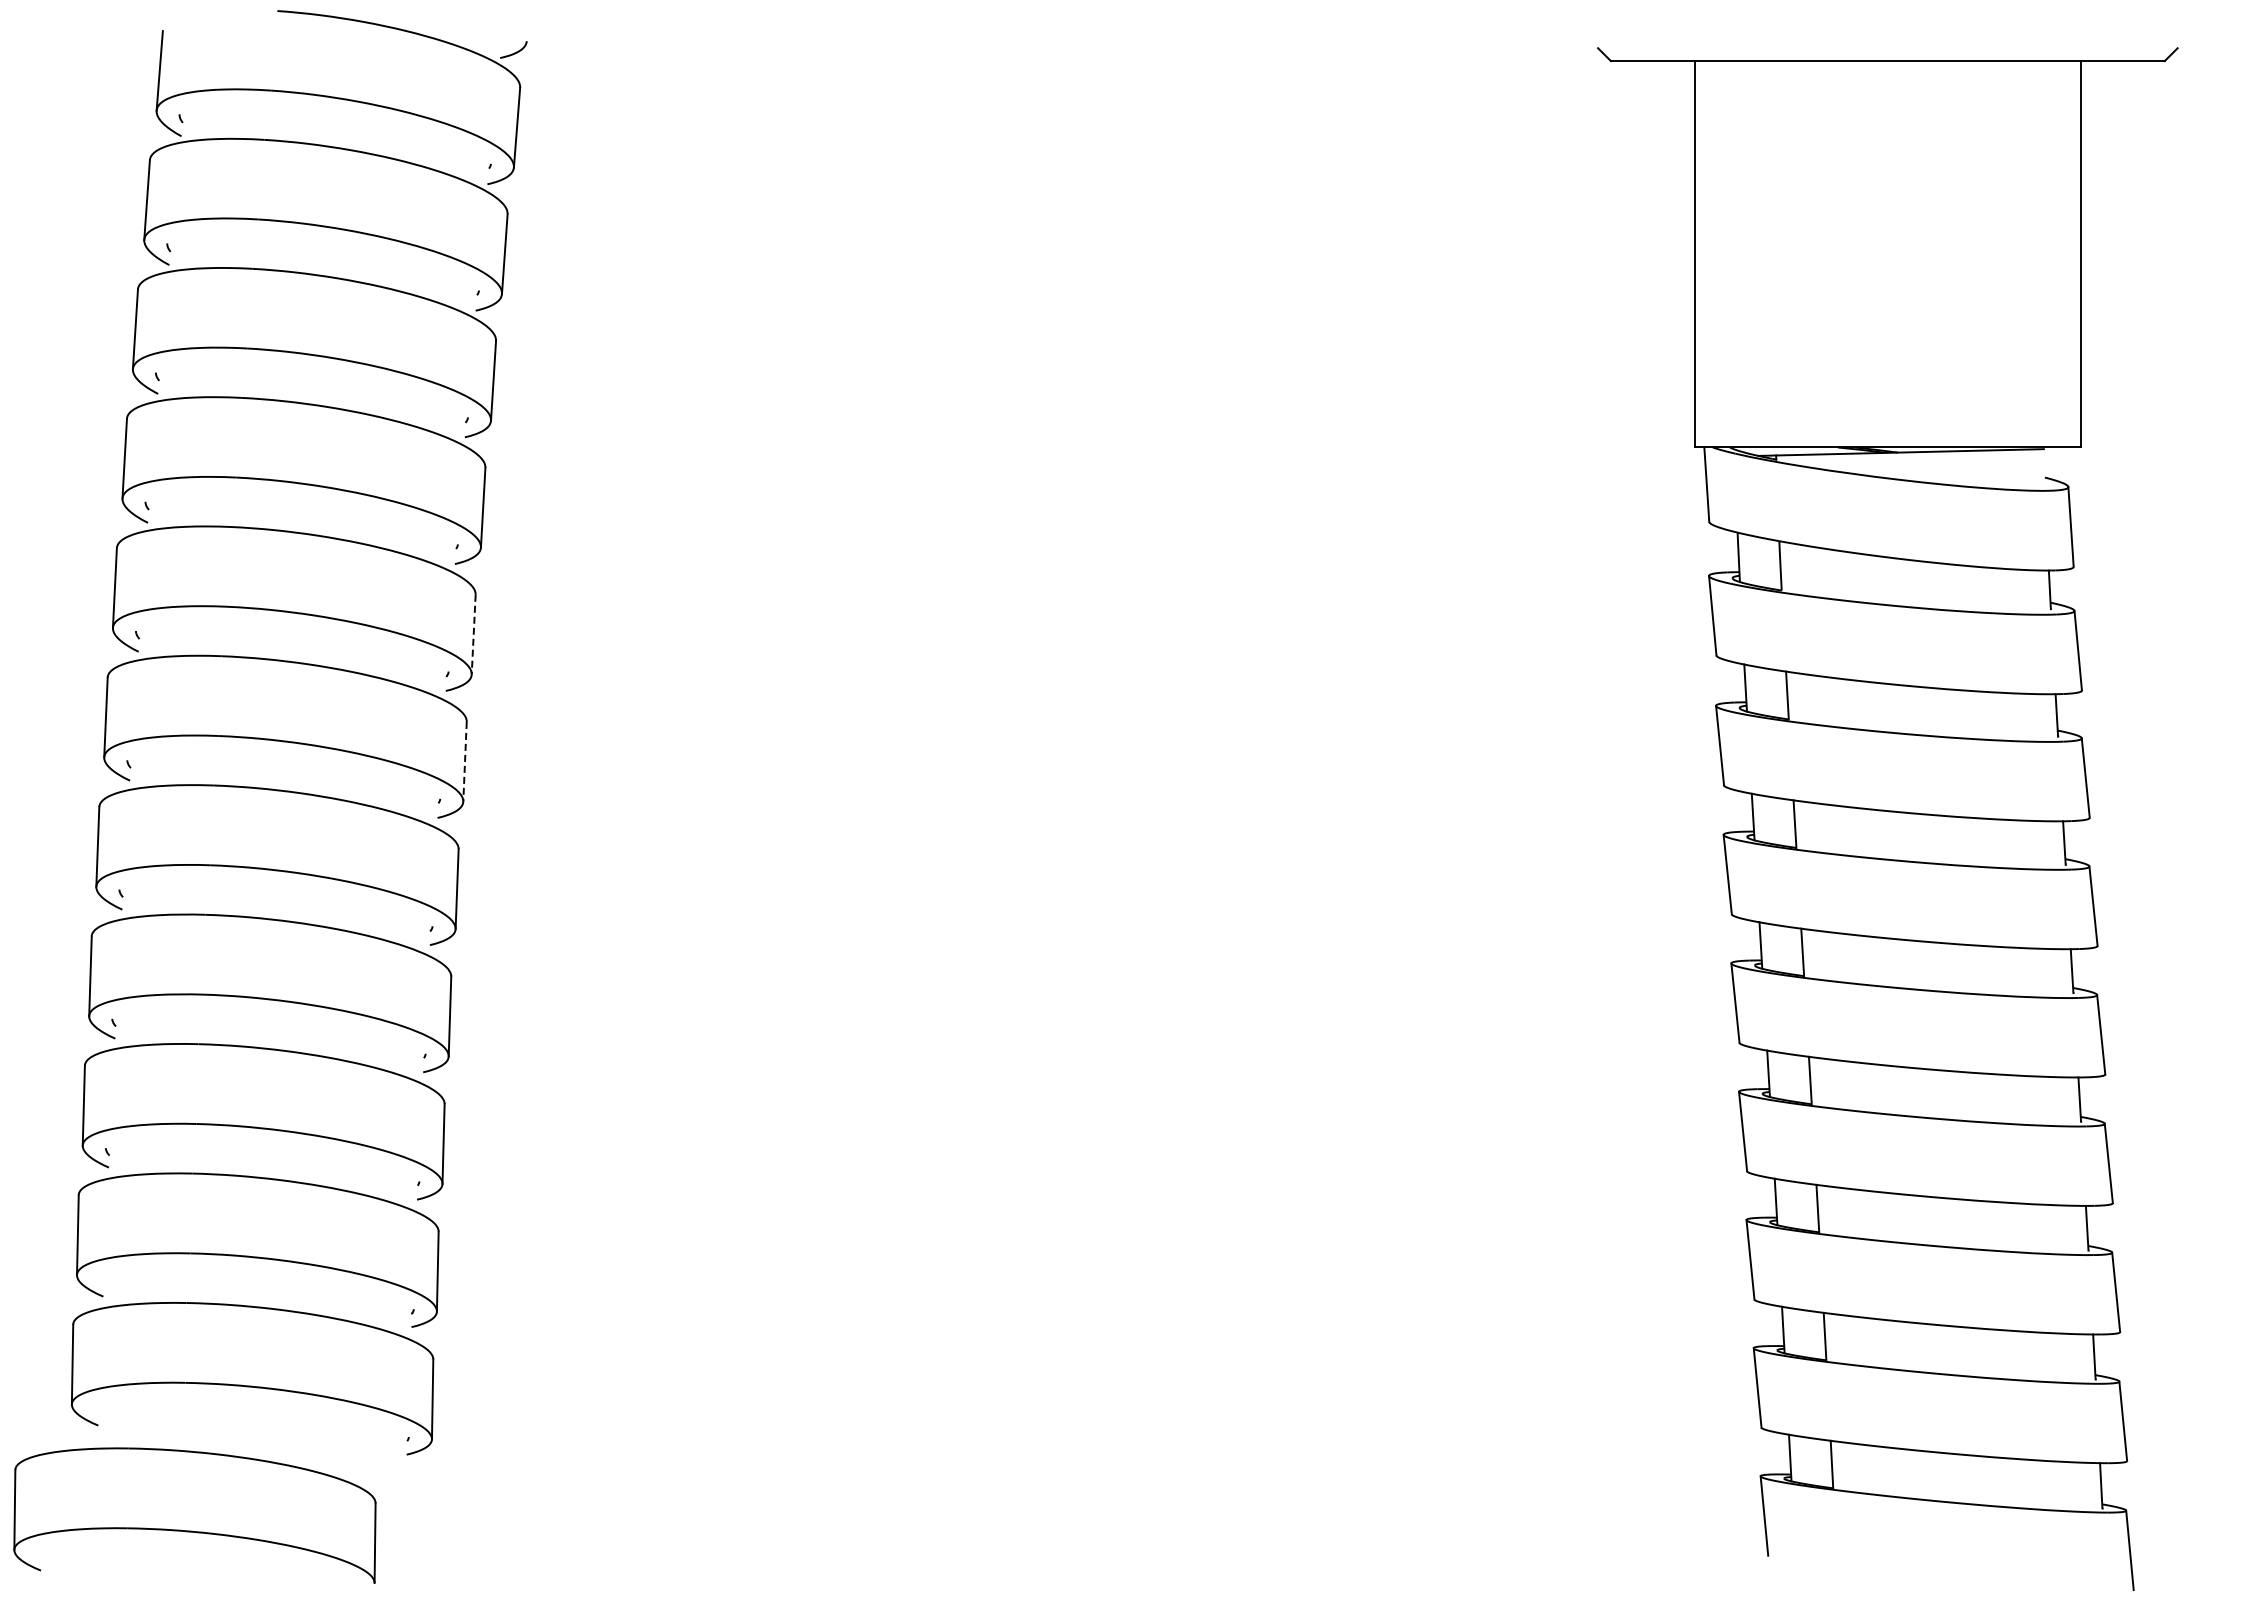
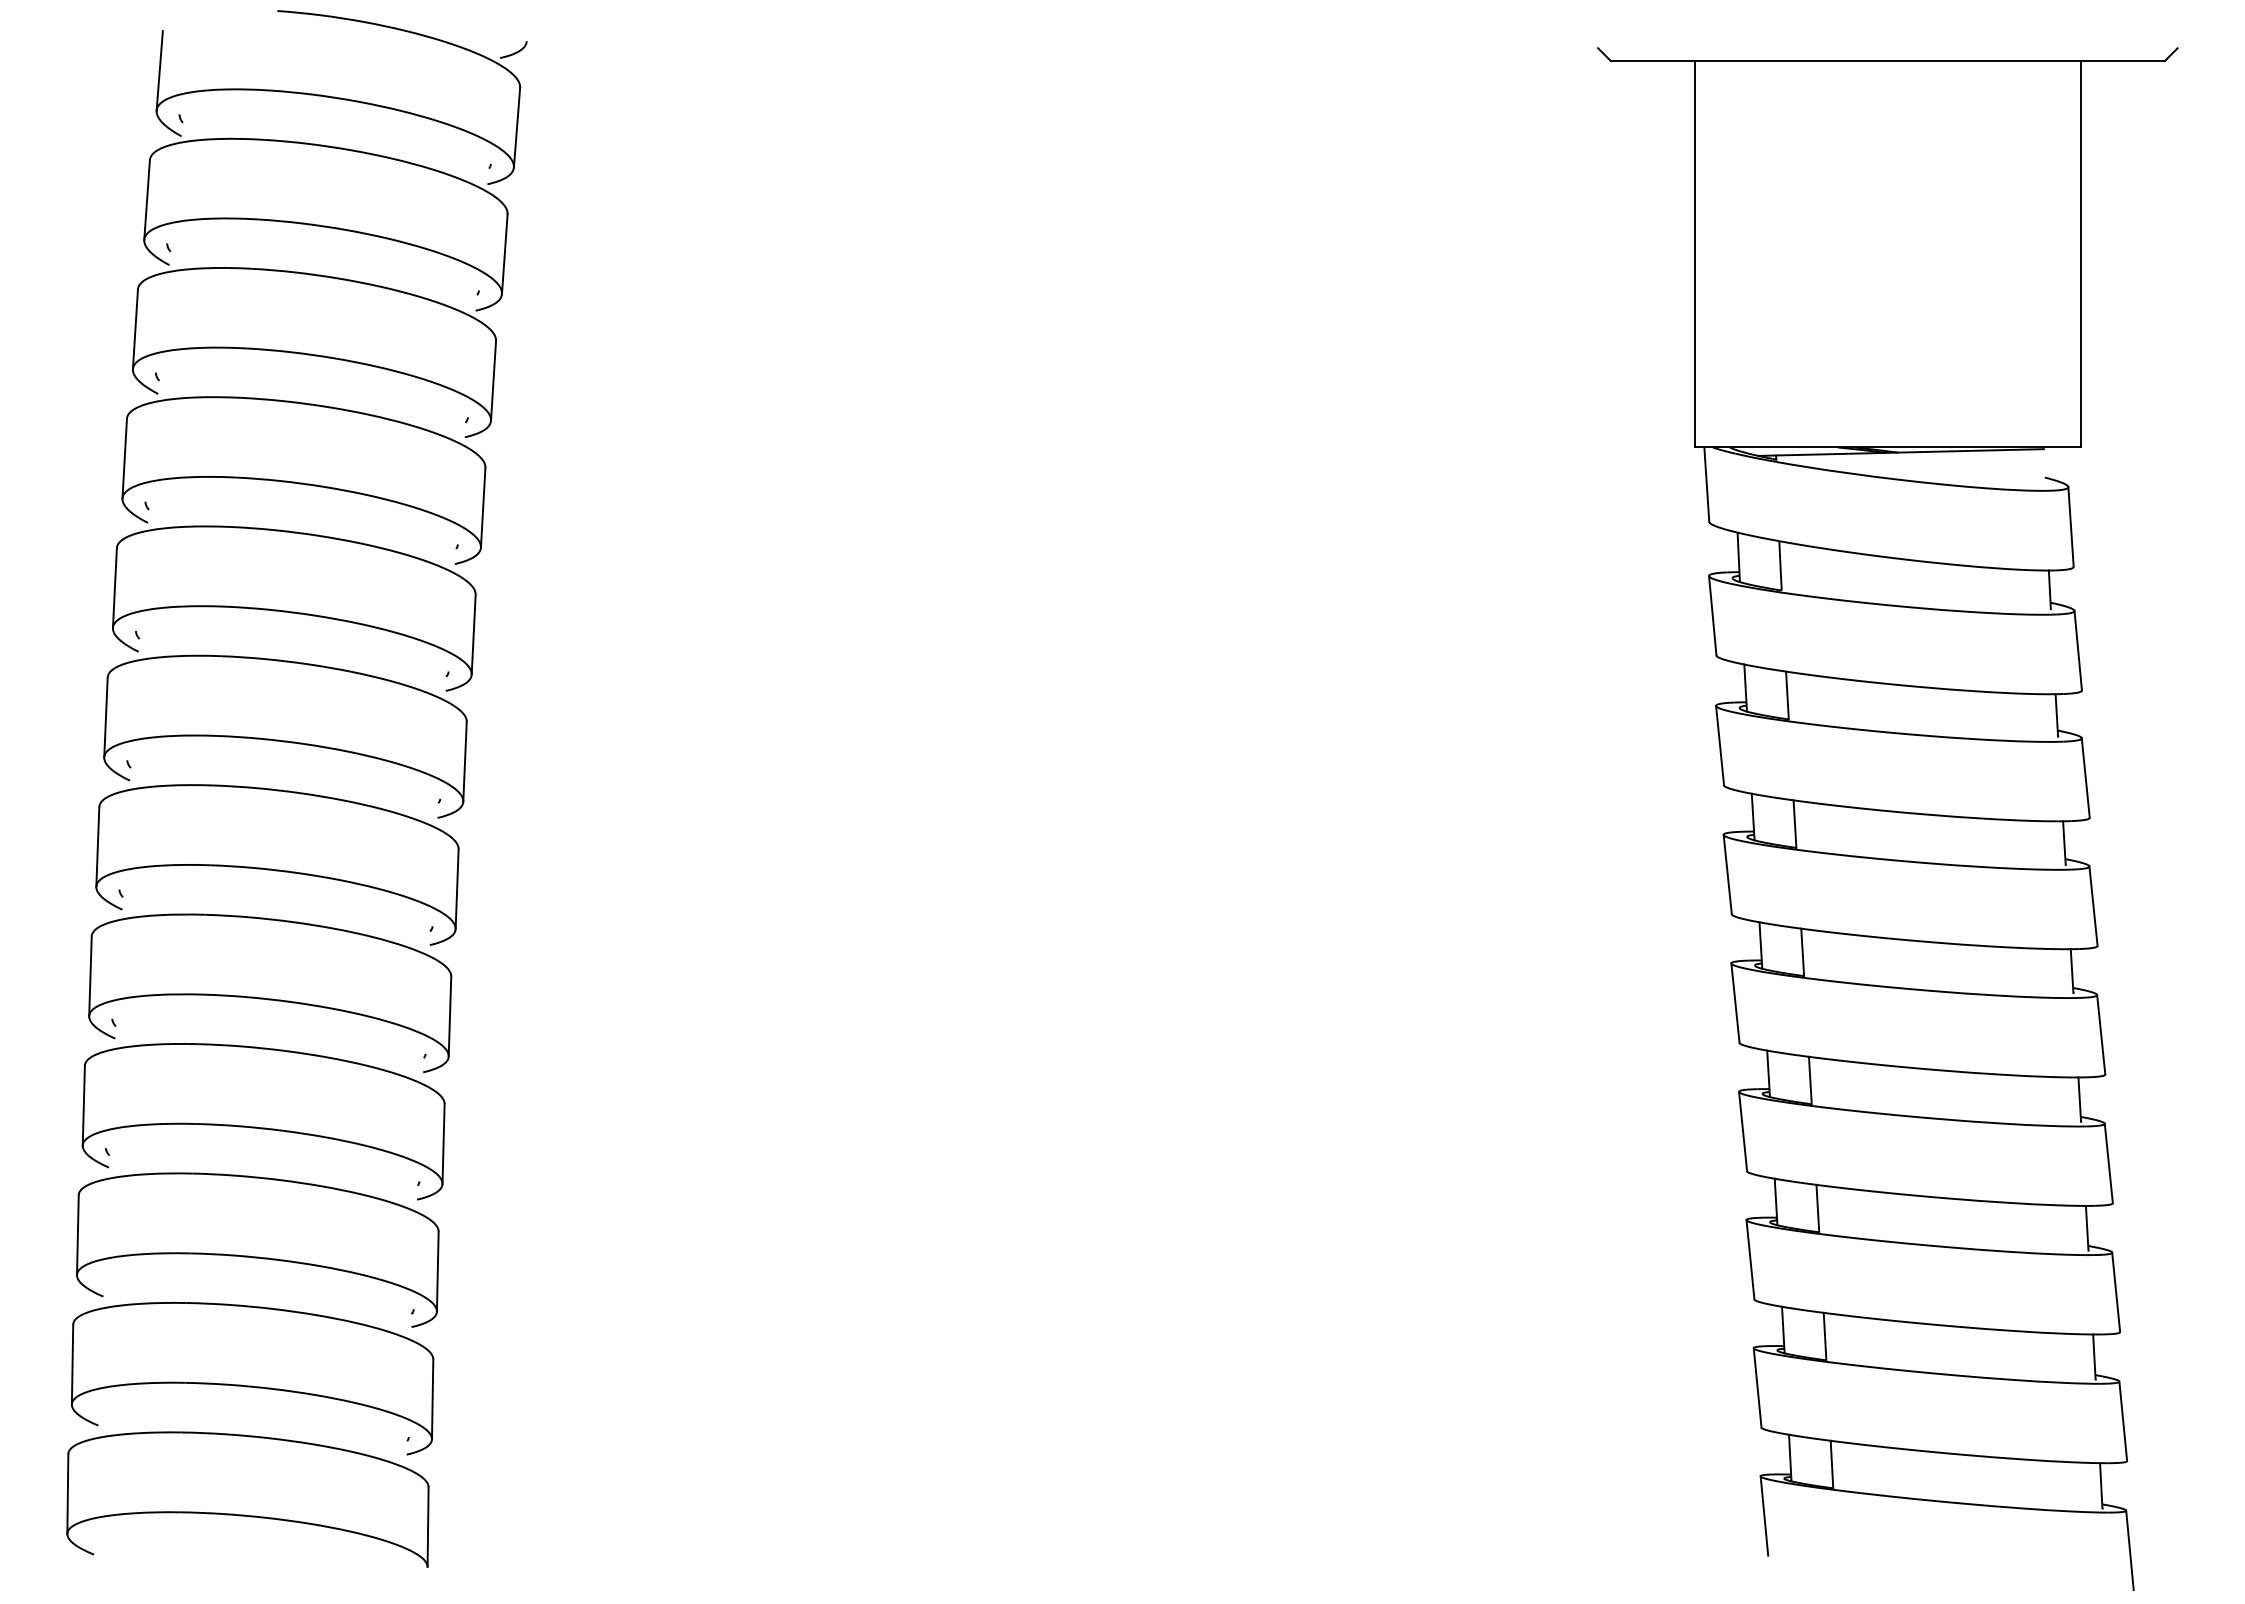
line: dashed -> solid (473, 634)
line: dashed -> solid (465, 761)
part position: (194, 1515) -> (247, 1499) (247, 1499)
